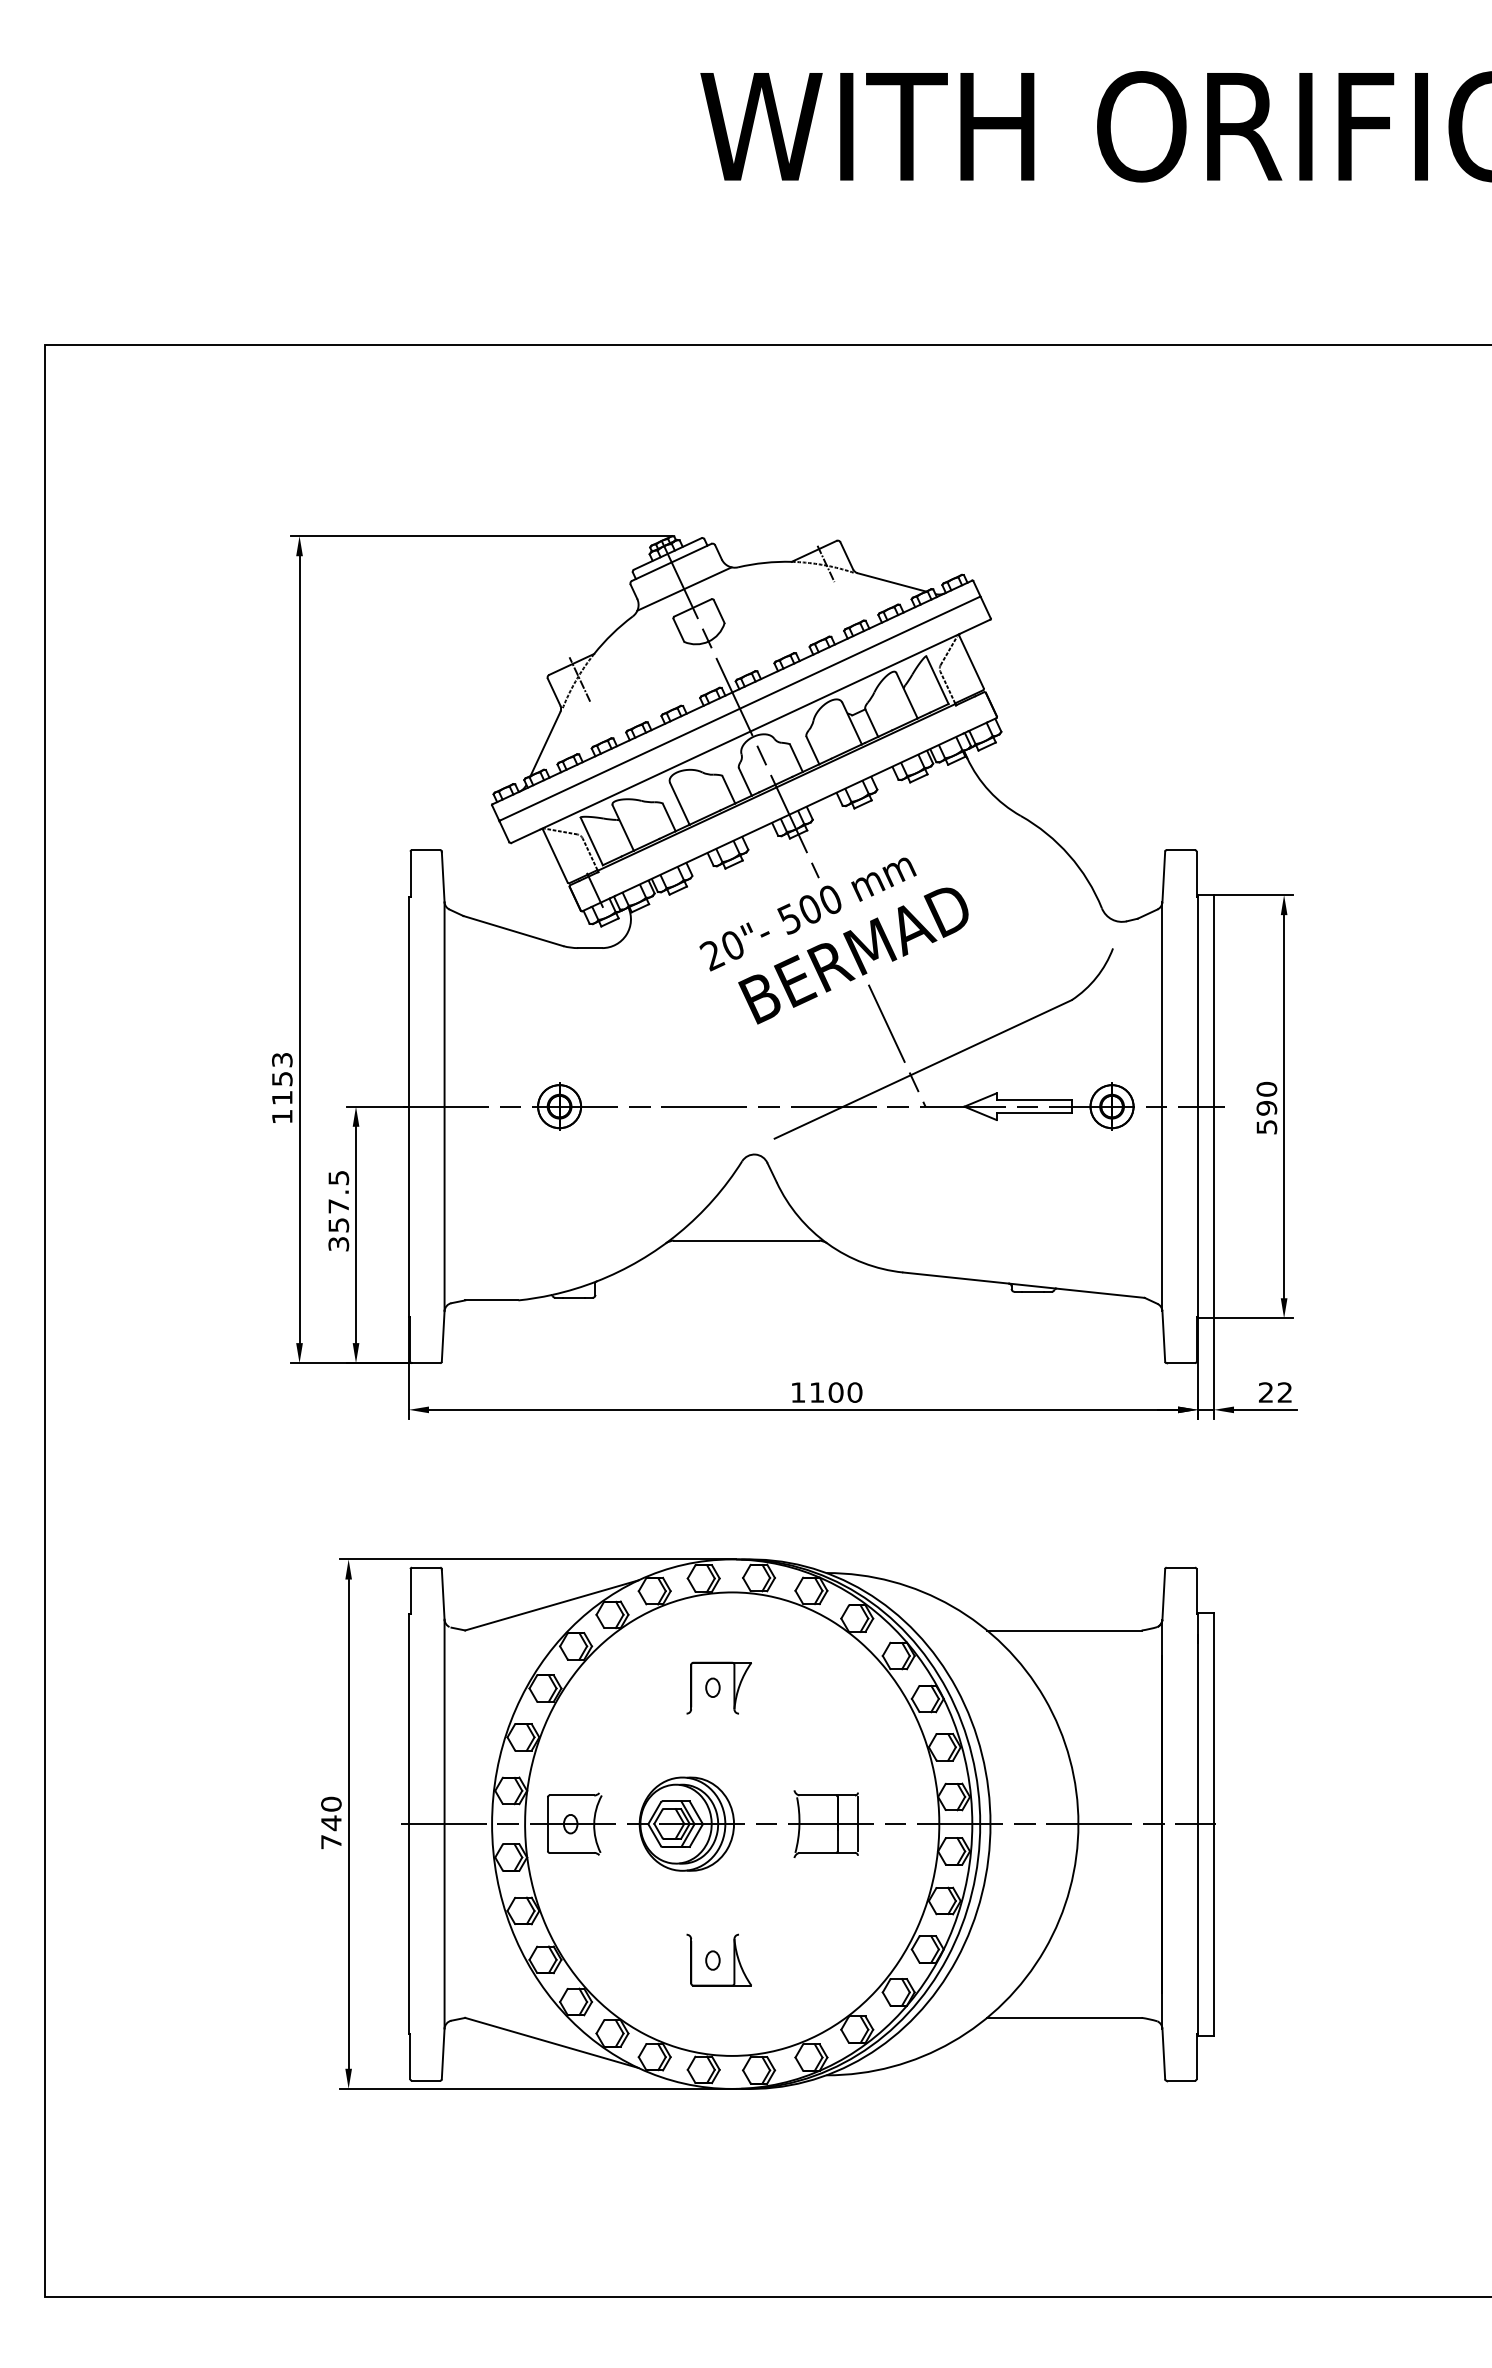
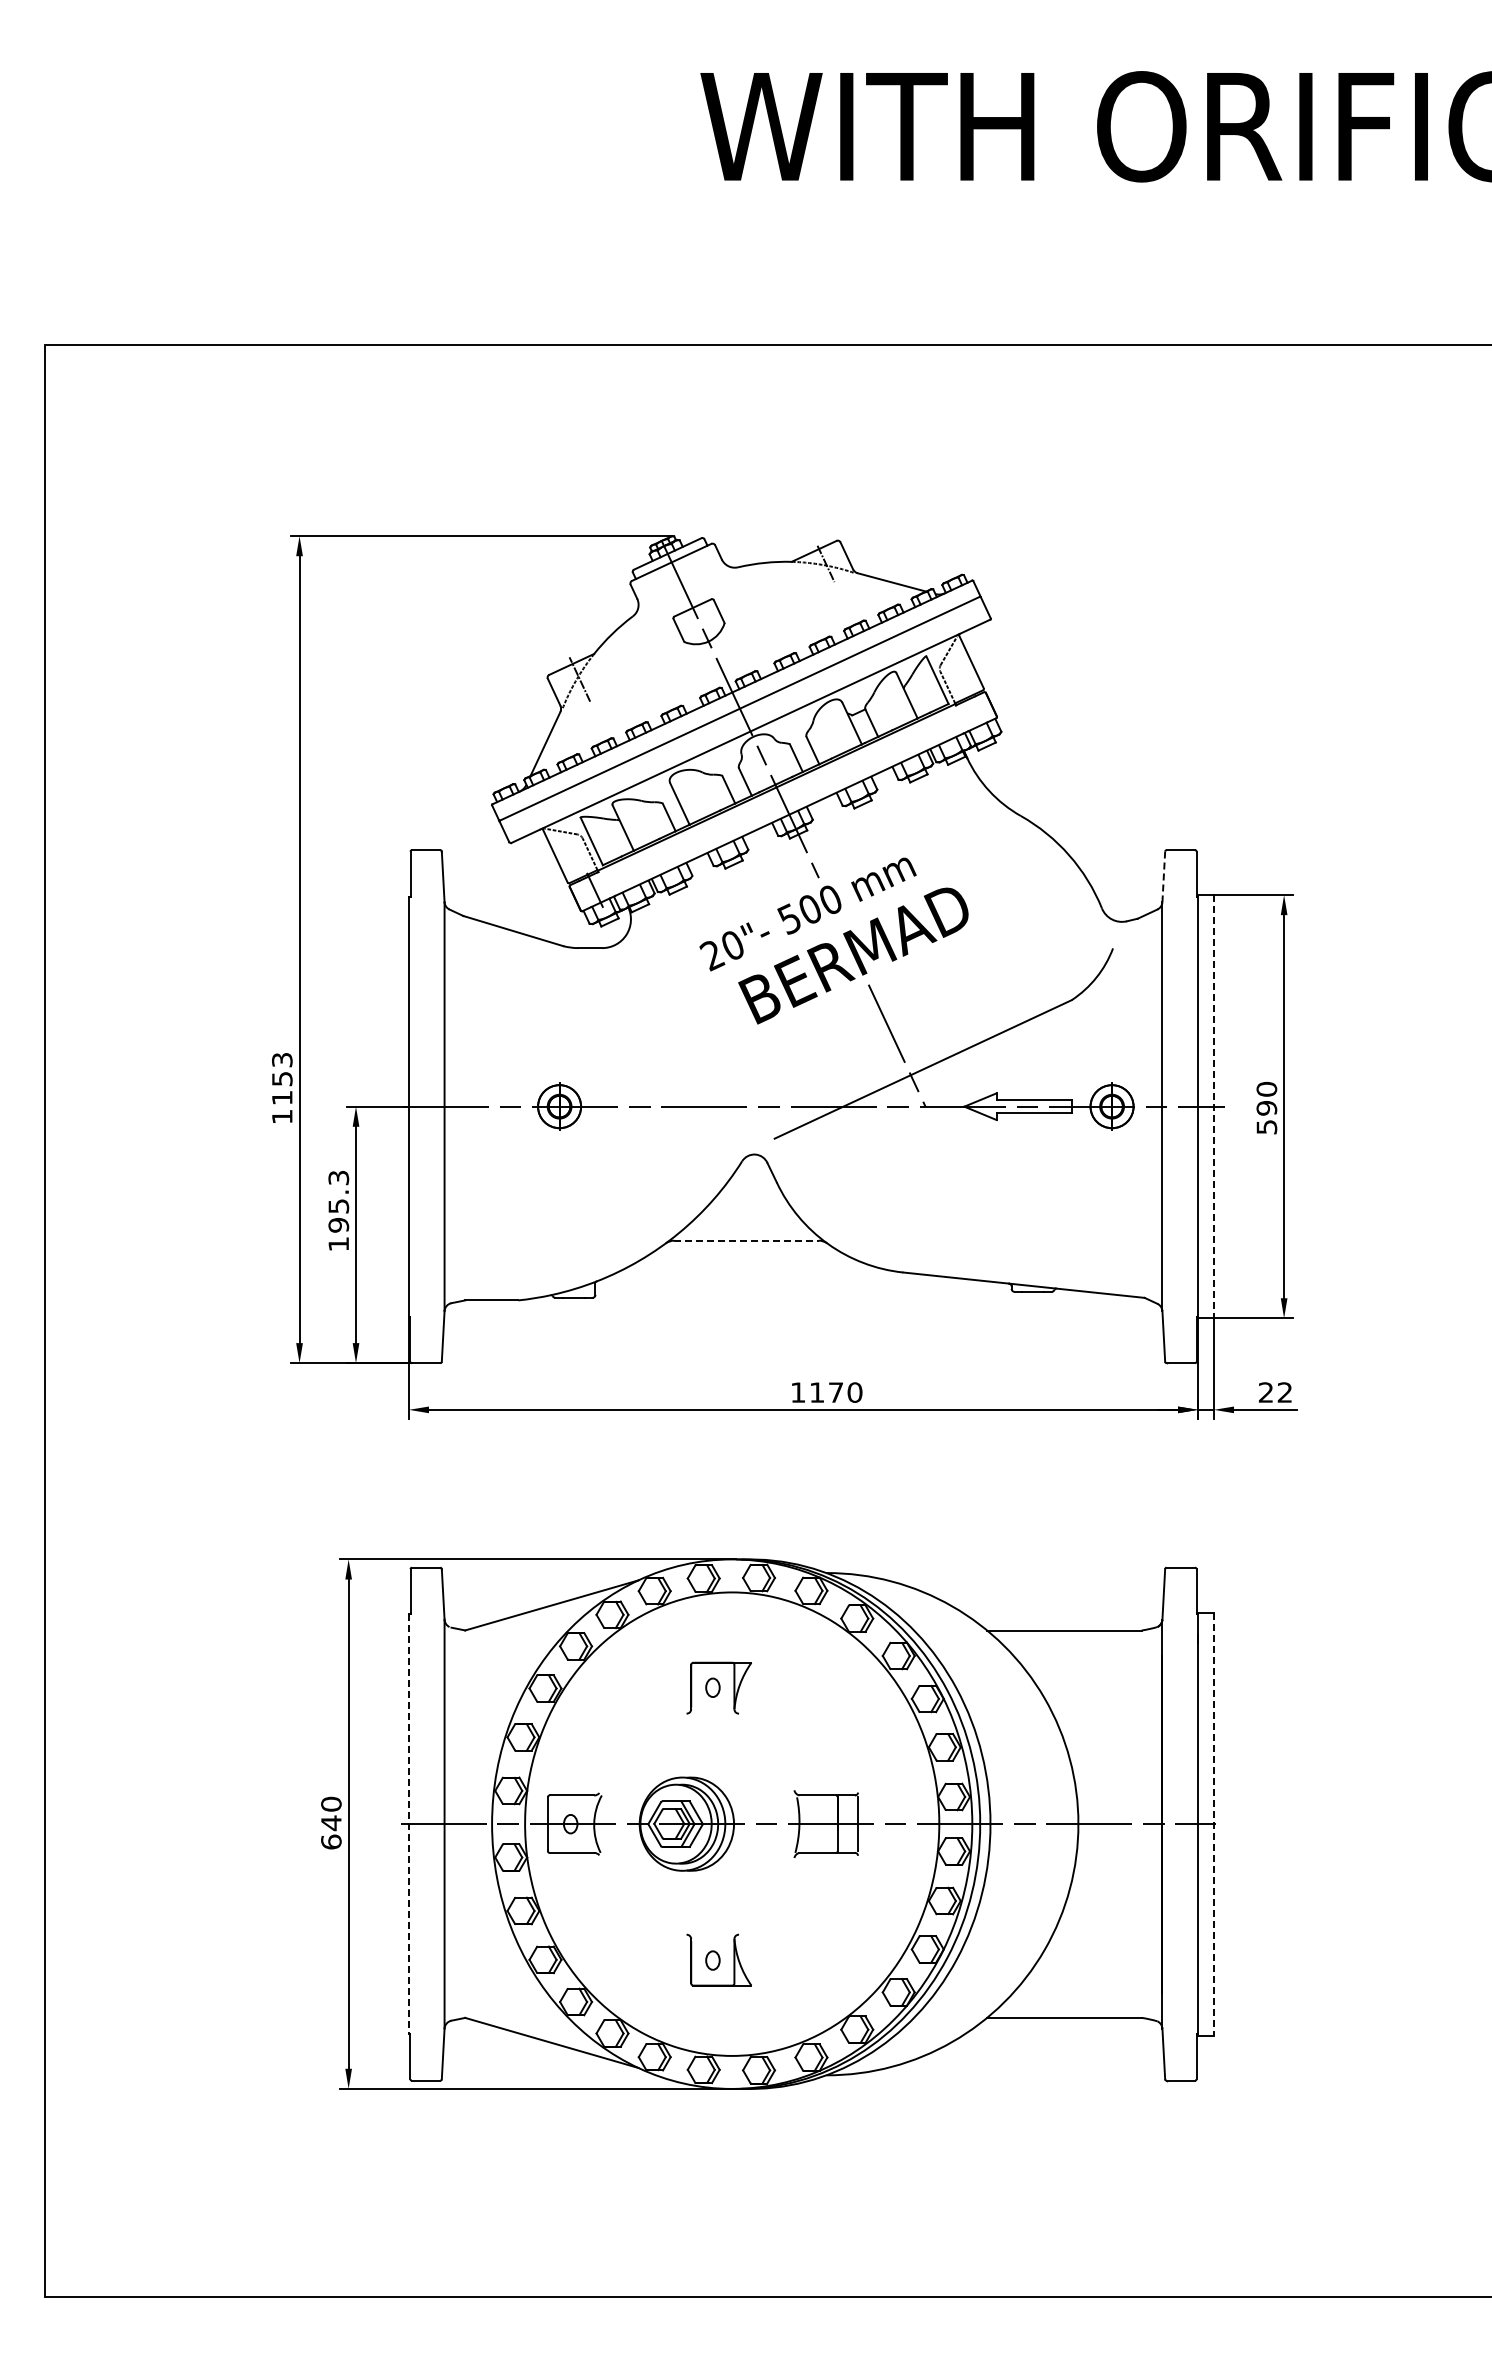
line: present -> none (684, 588)
line: solid -> dashed (1163, 877)
line: solid -> dashed (1213, 1106)
text: 357.5 -> 195.3 (338, 1211)
line: solid -> dashed (747, 1240)
text: 1100 -> 1170 (835, 1392)
line: solid -> dashed (408, 1824)
line: solid -> dashed (1213, 1824)
text: 740 -> 640 (331, 1841)
